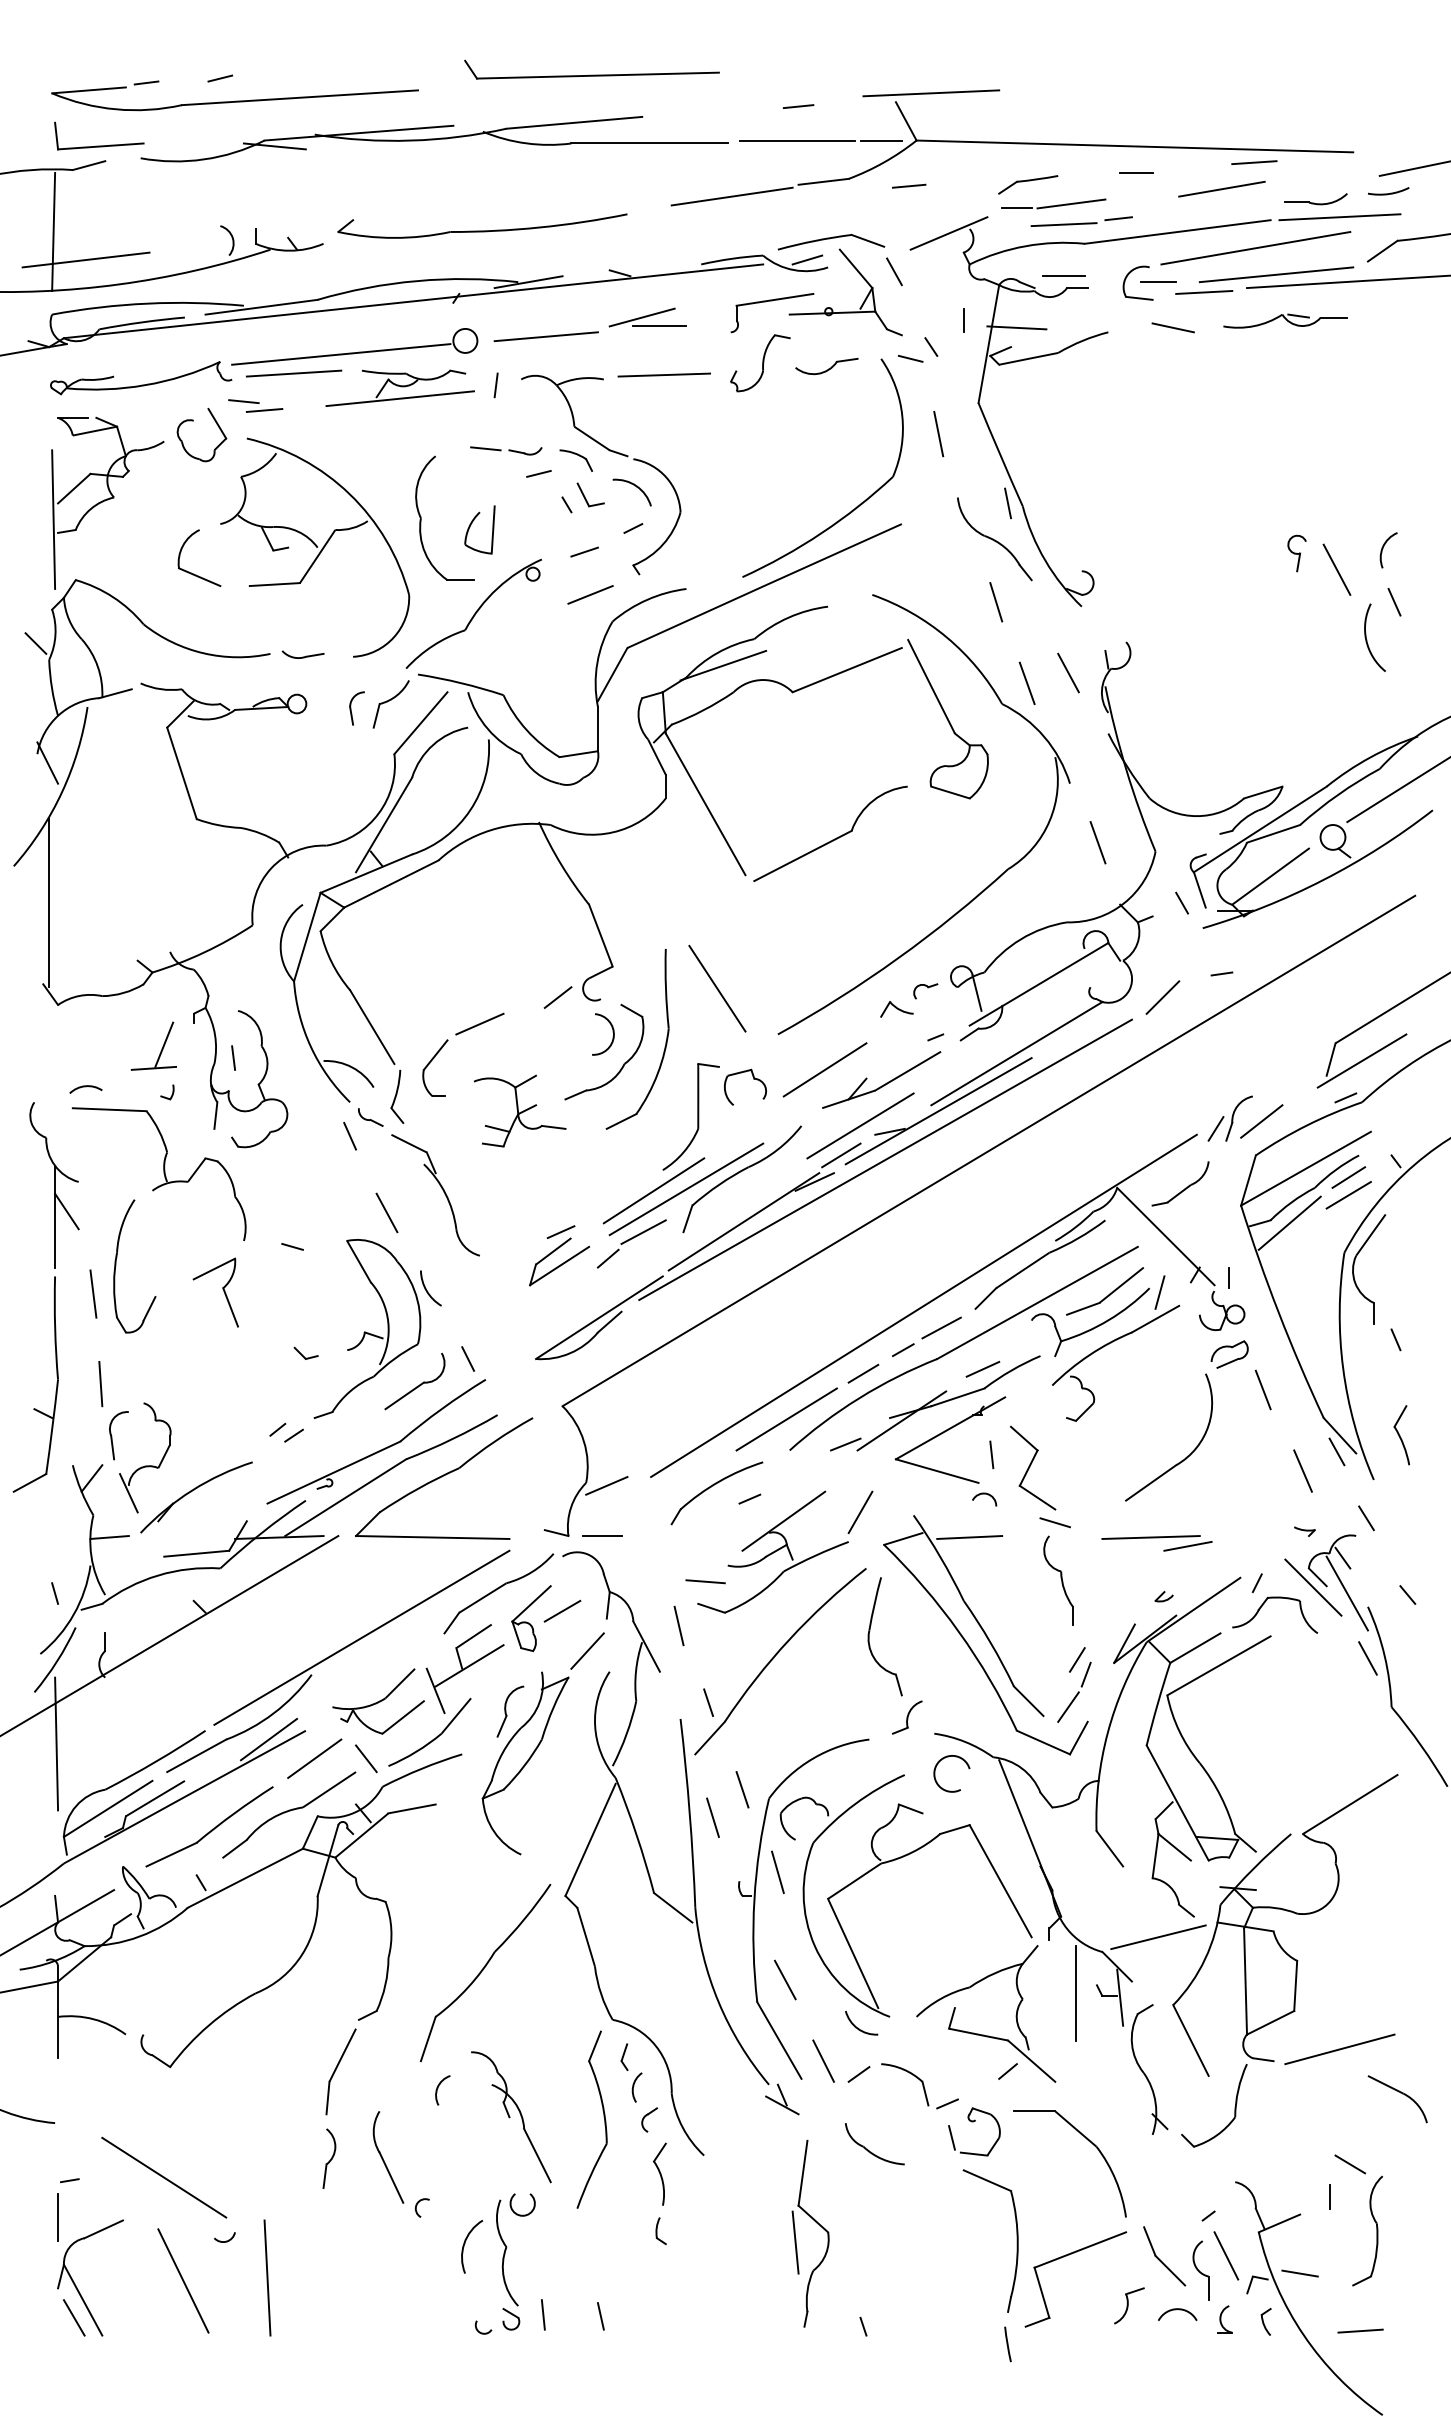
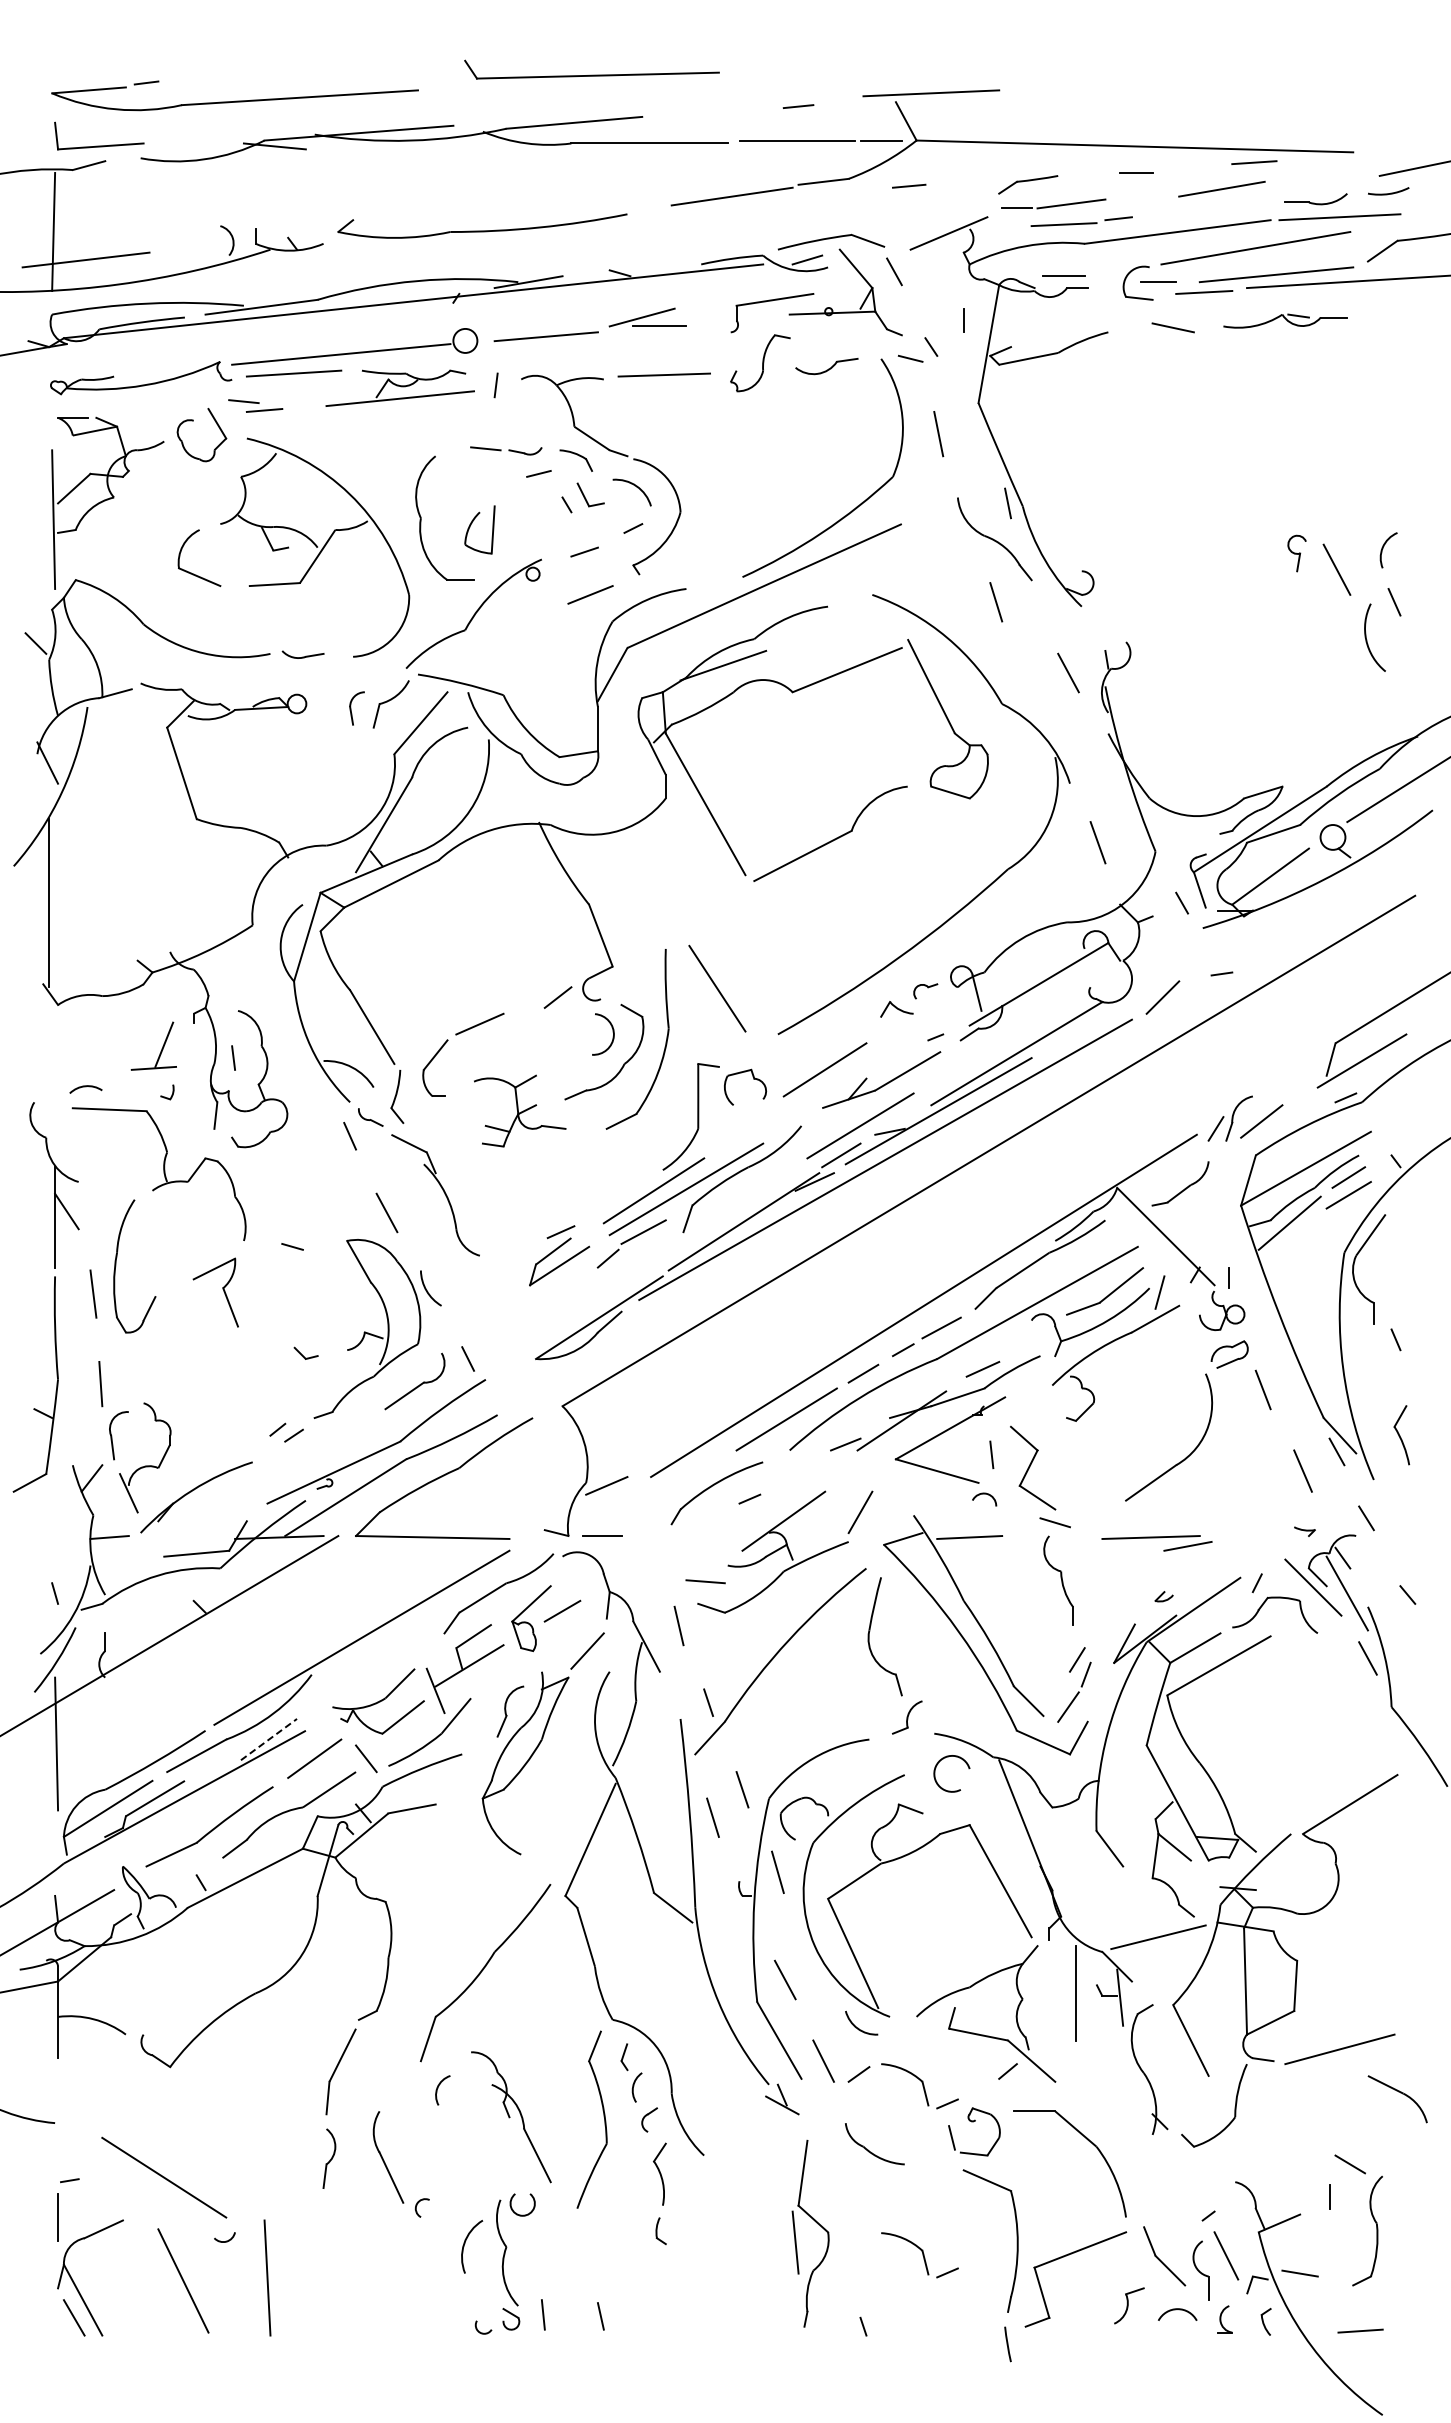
line: present -> none (220, 78)
line: present -> none (1016, 327)
line: present -> none (1026, 682)
line: solid -> dashed (269, 1739)
part: none -> present (919, 2255)
